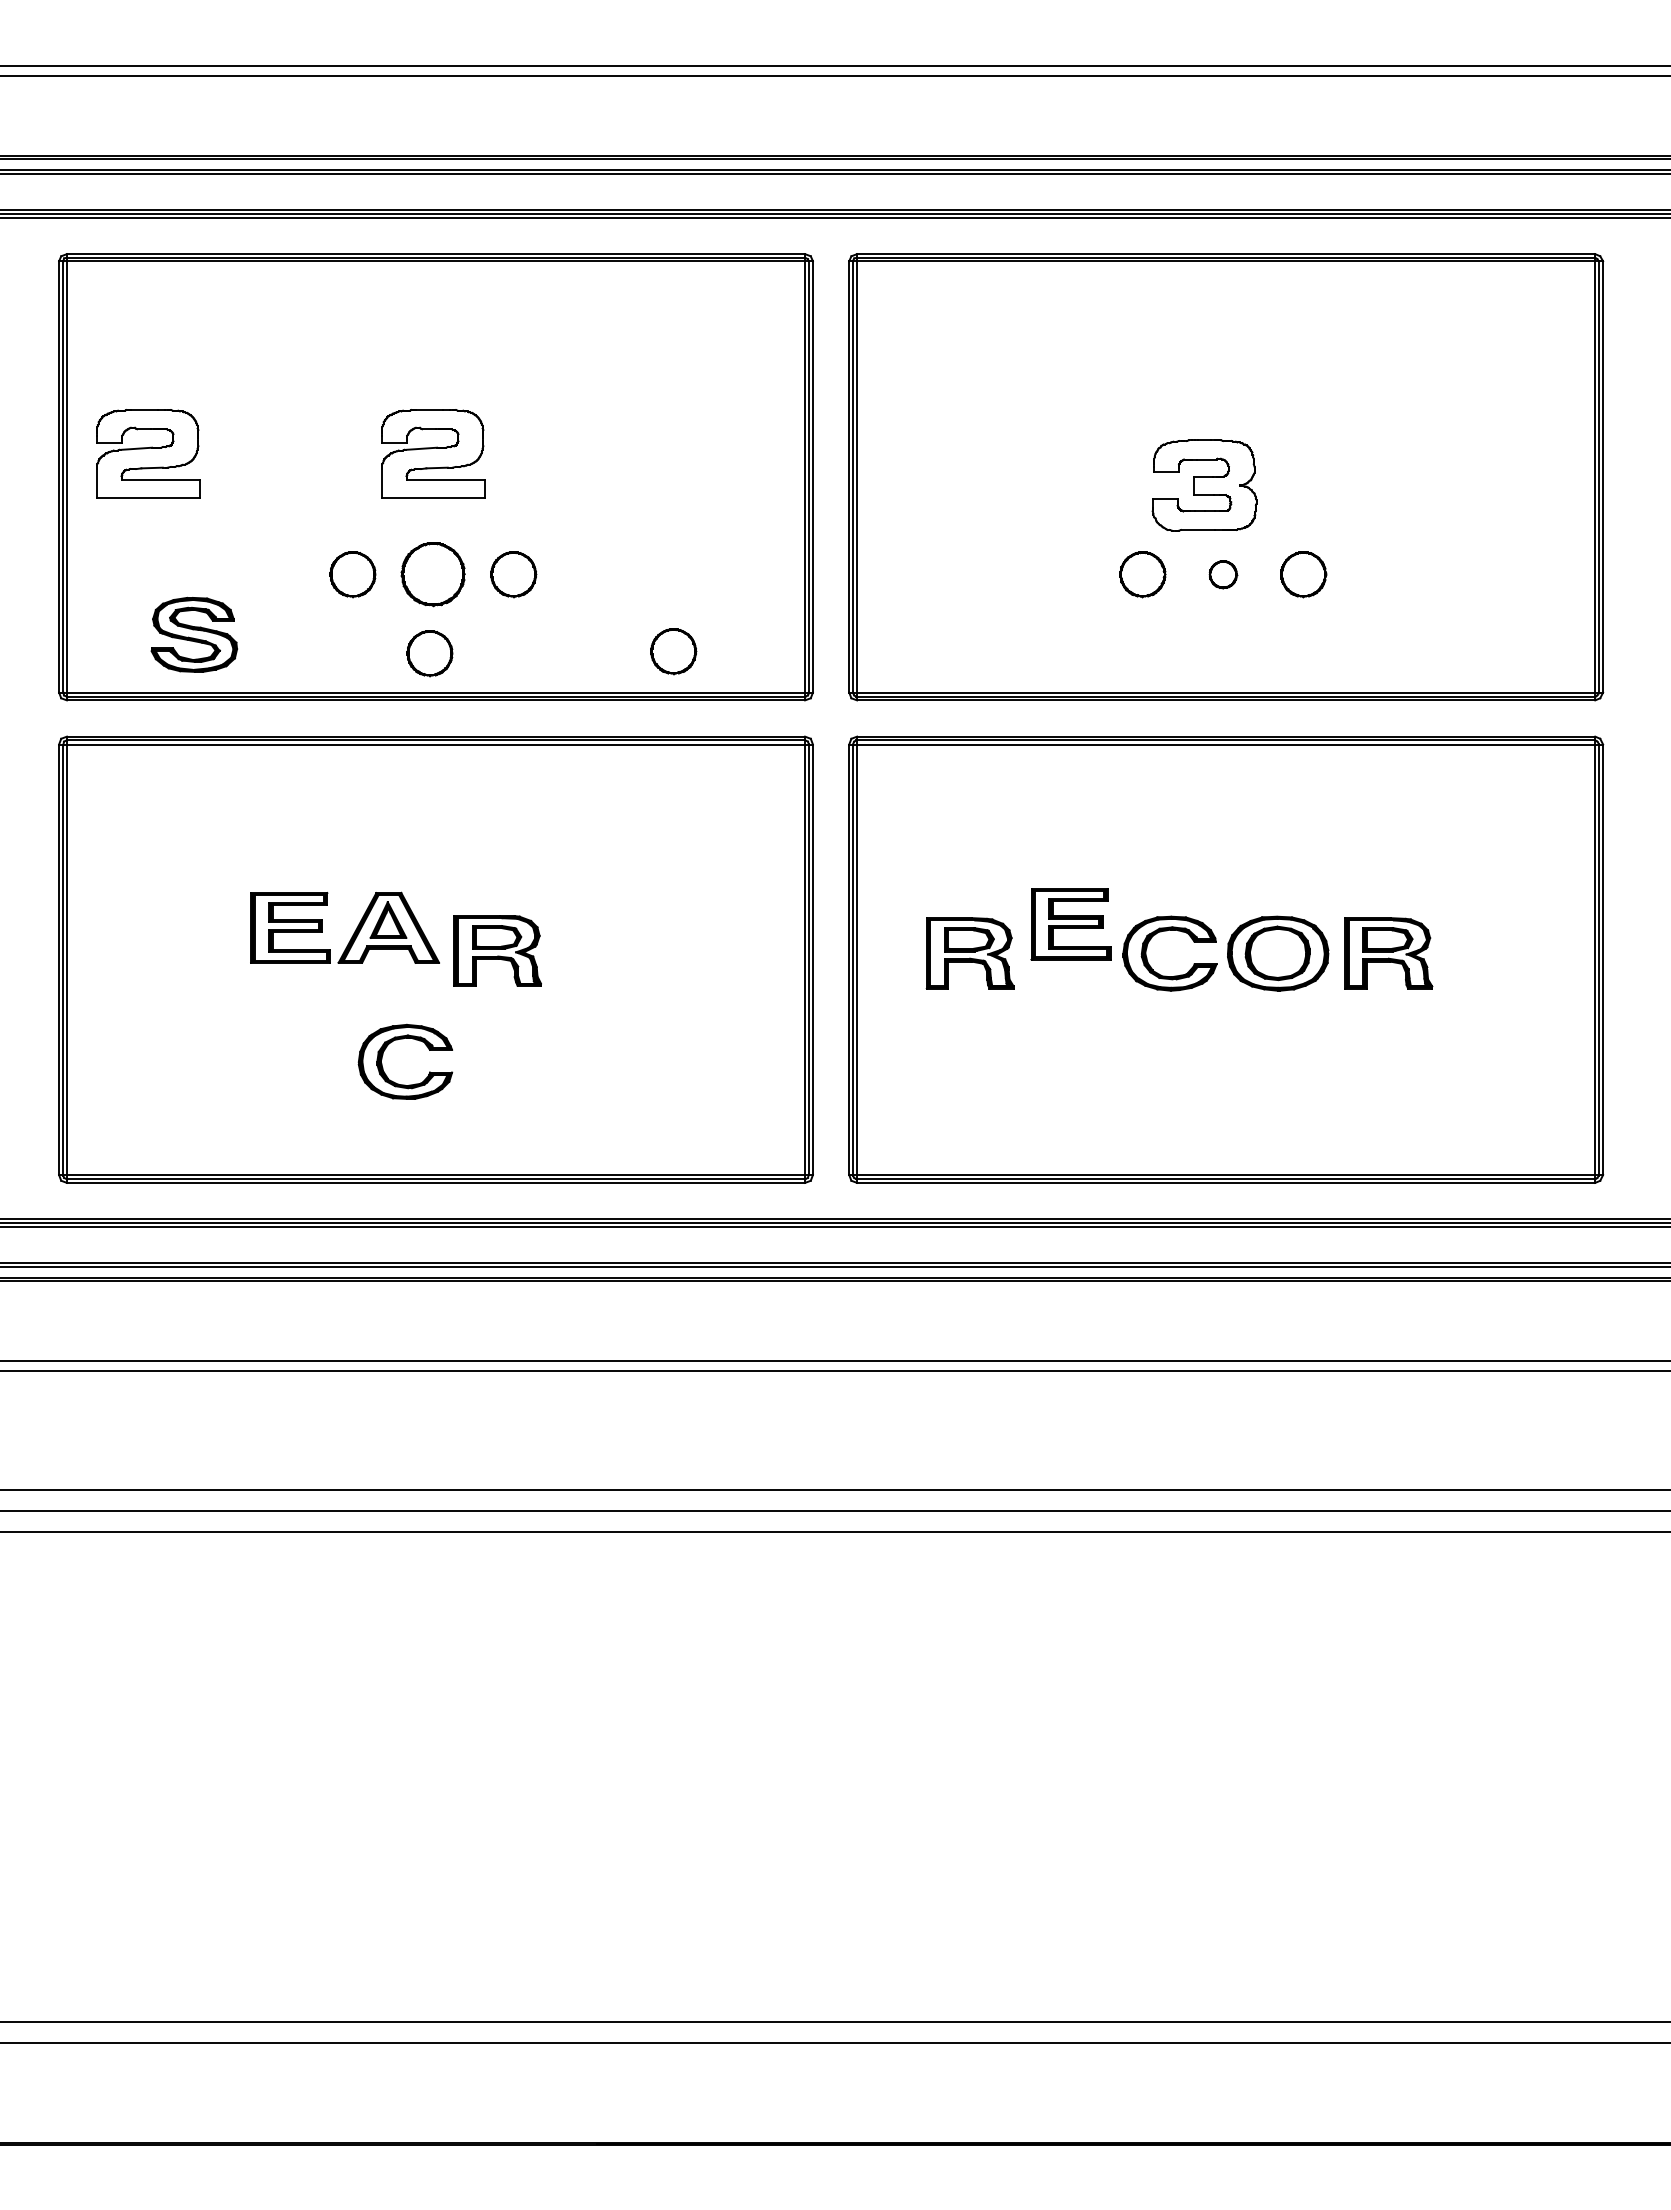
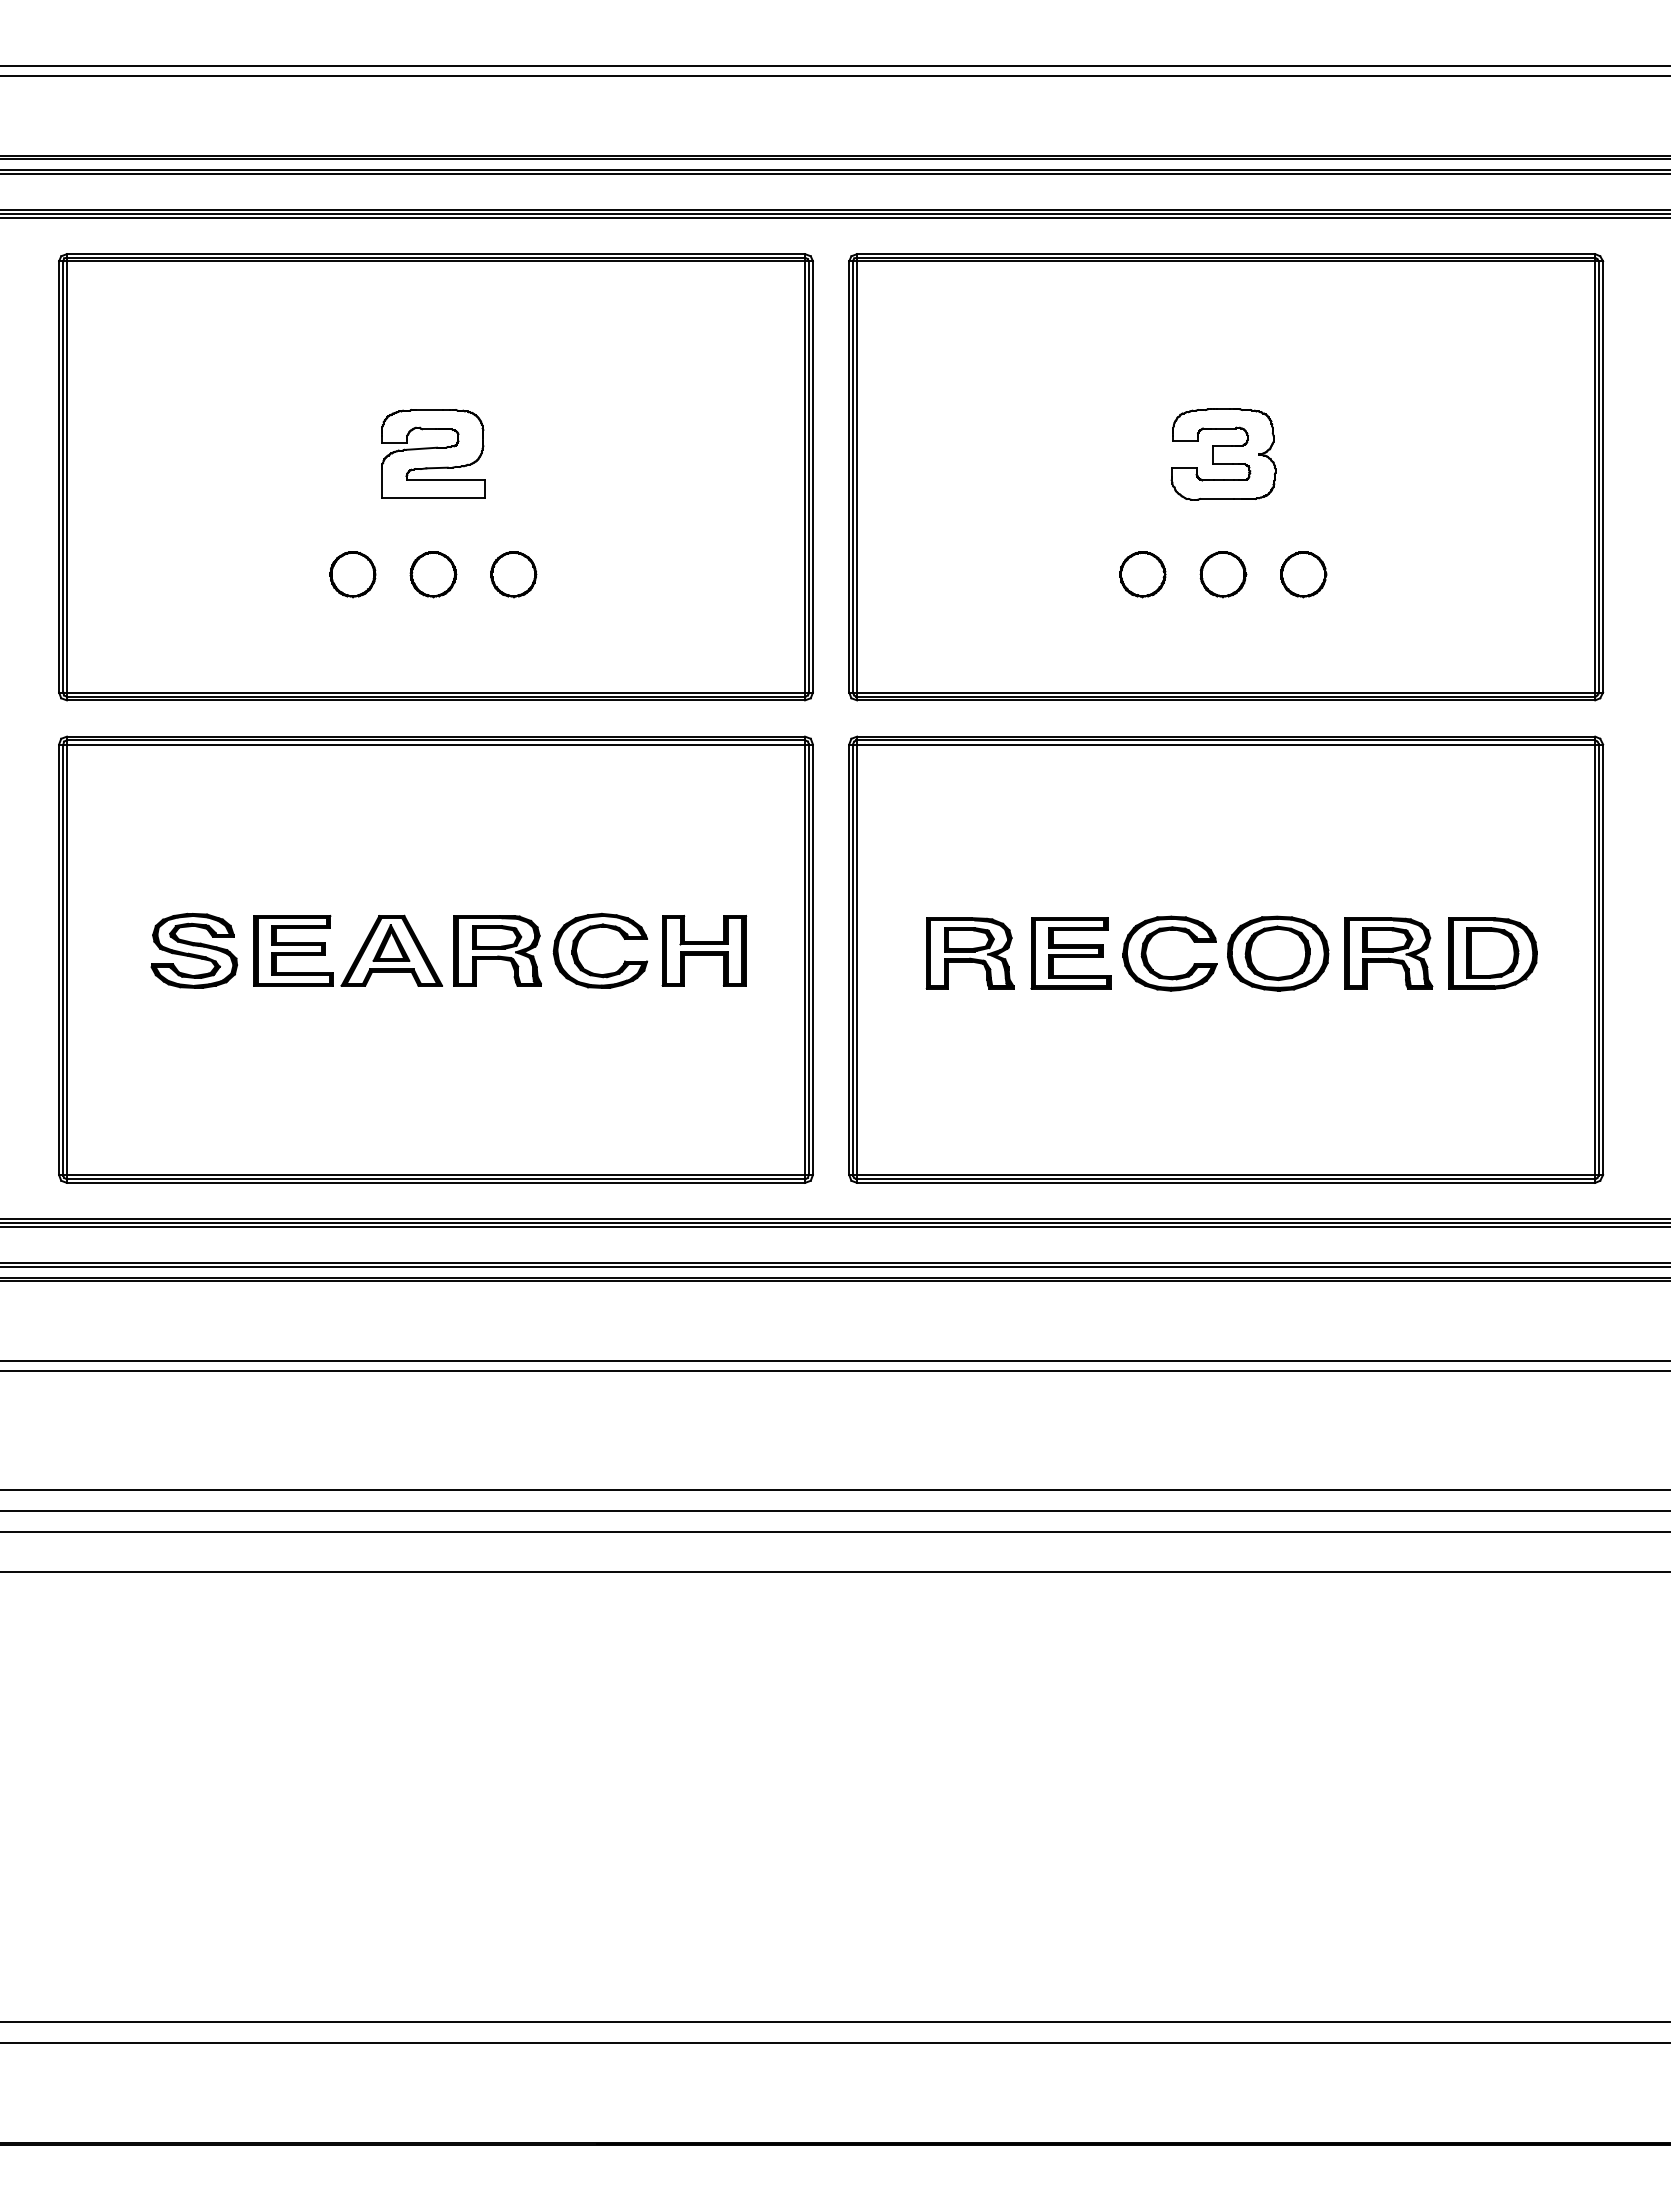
part: present -> none (148, 453)
part position: (1204, 485) -> (1223, 454) (1223, 454)
part size: 66x66 px -> 49x48 px (433, 574)
part size: 31x30 px -> 49x48 px (1223, 574)
part position: (194, 634) -> (194, 950) (194, 950)
part: present -> none (673, 651)
part: present -> none (429, 653)
part position: (1070, 924) -> (1070, 953) (1070, 953)
part position: (354, 931) -> (357, 954) (357, 954)
part: none -> present (704, 950)
part: none -> present (1492, 953)
part position: (403, 1039) -> (598, 928) (598, 928)
line: none -> present (834, 1572)
